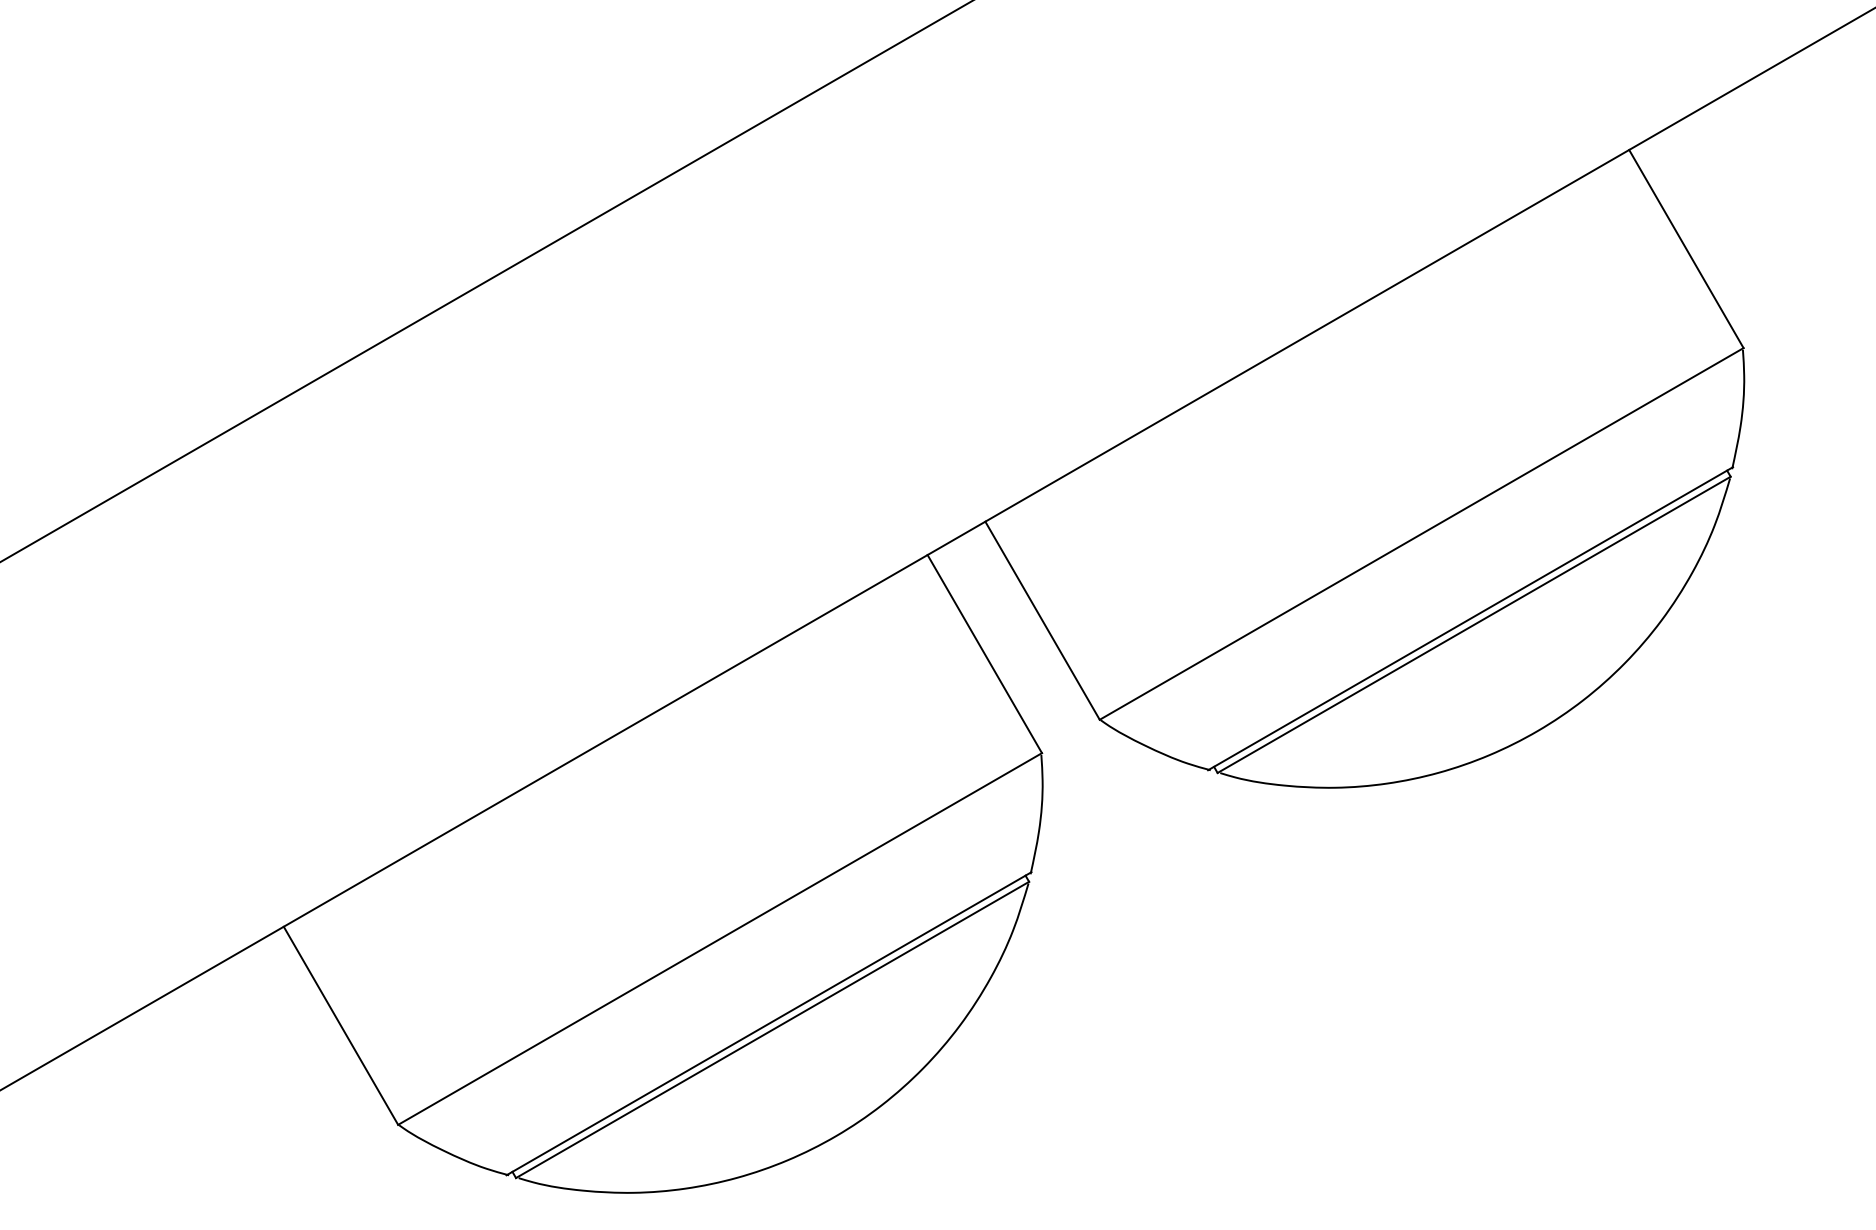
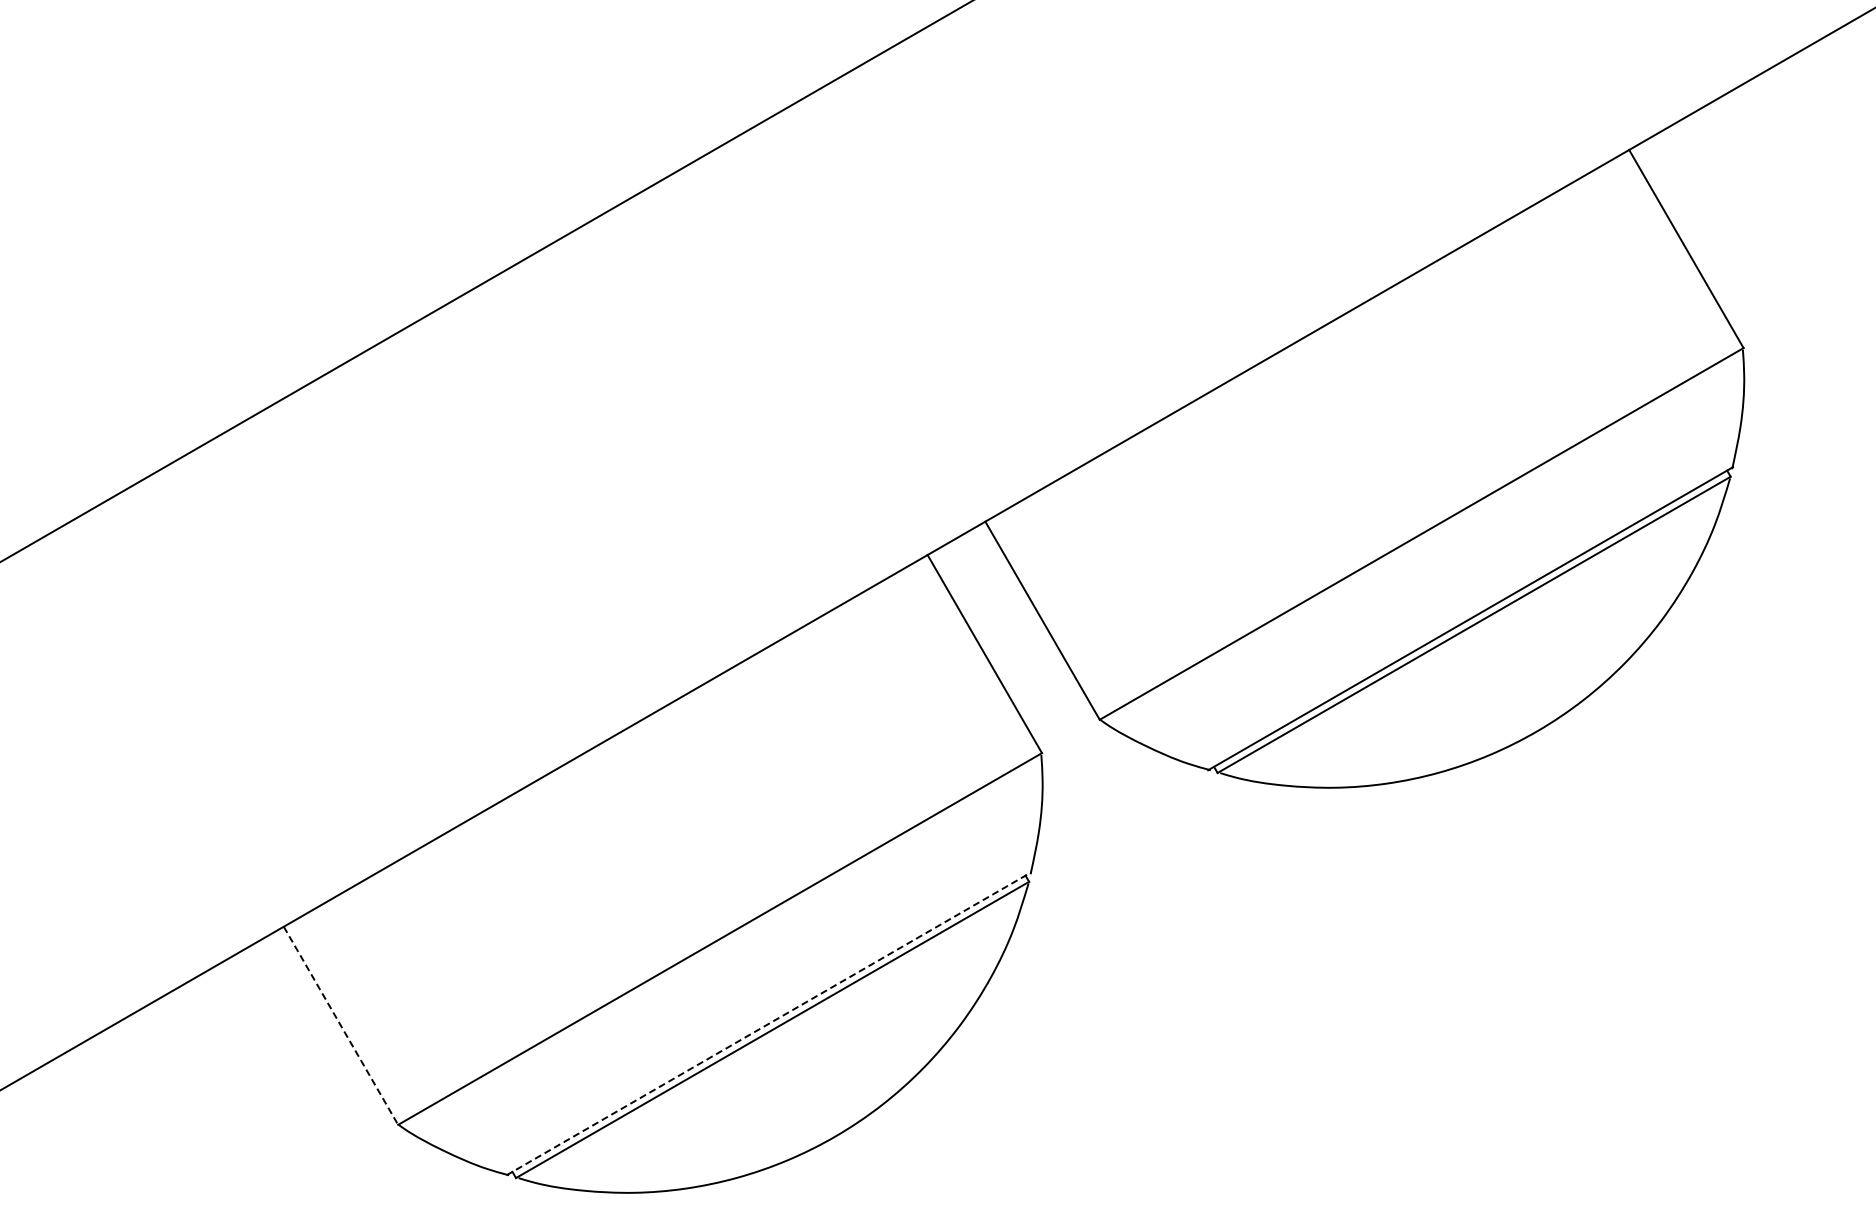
line: solid -> dashed (769, 1023)
line: solid -> dashed (341, 1026)
